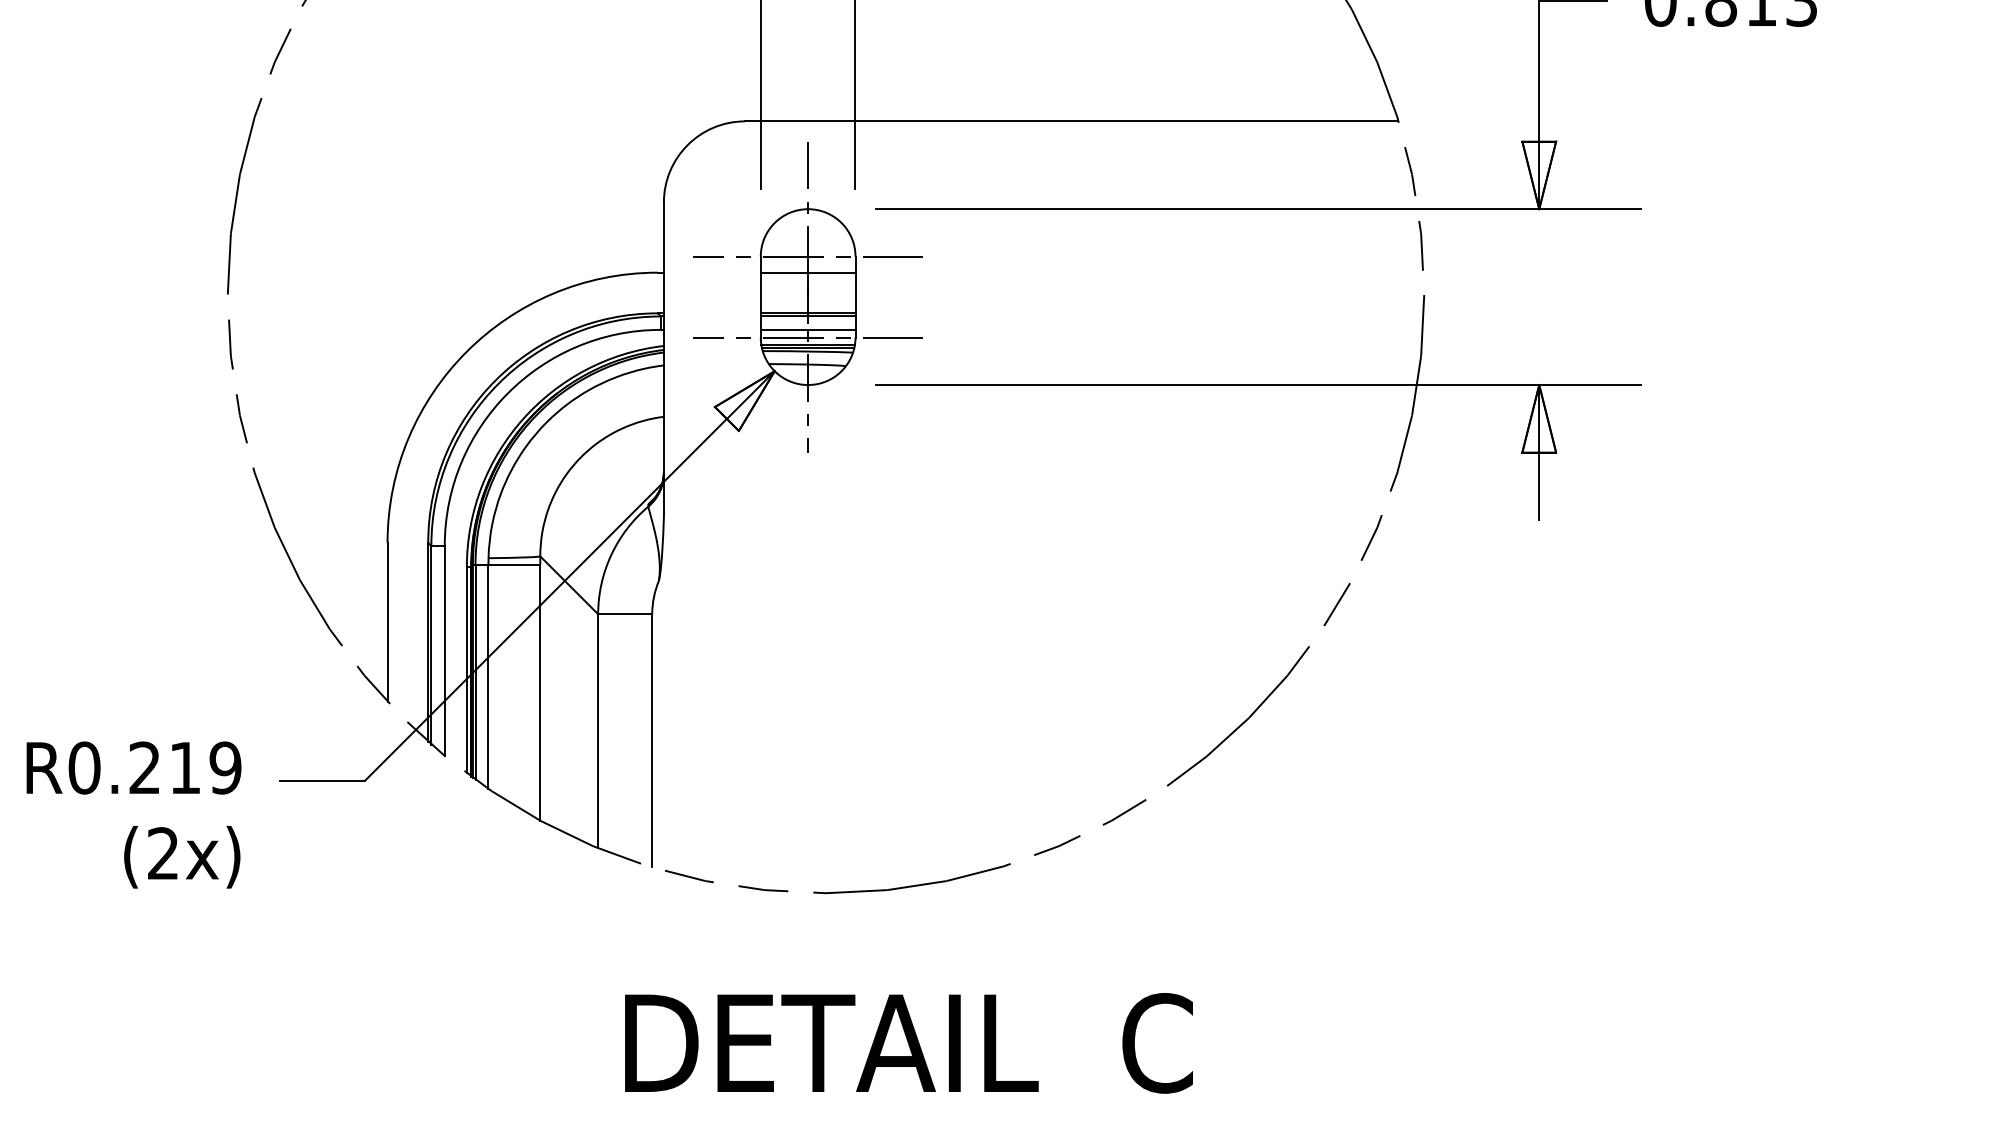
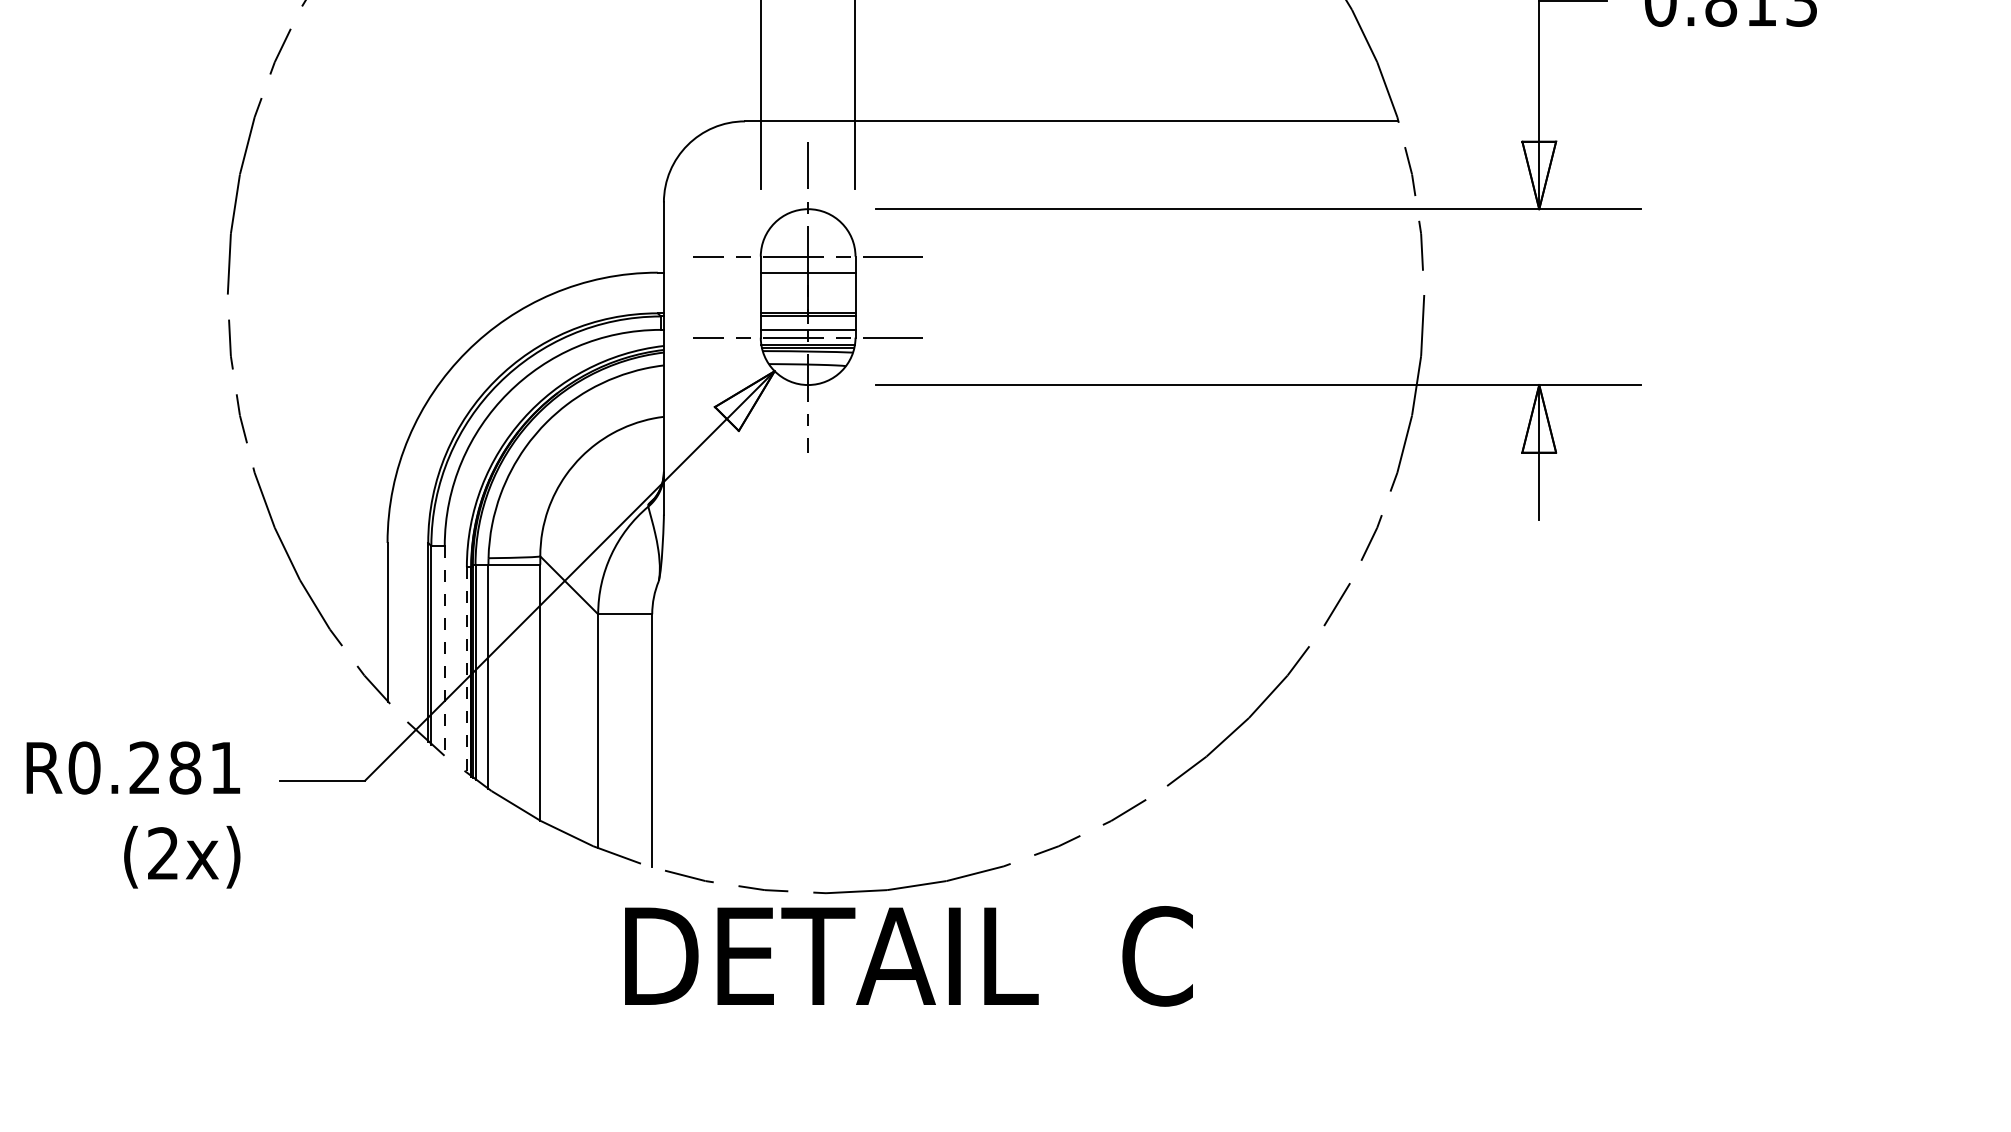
line: solid -> dashed (444, 651)
line: solid -> dashed (466, 670)
text: R0.219 -> R0.281 (205, 767)
text position: (908, 1043) -> (908, 956) (908, 956)
